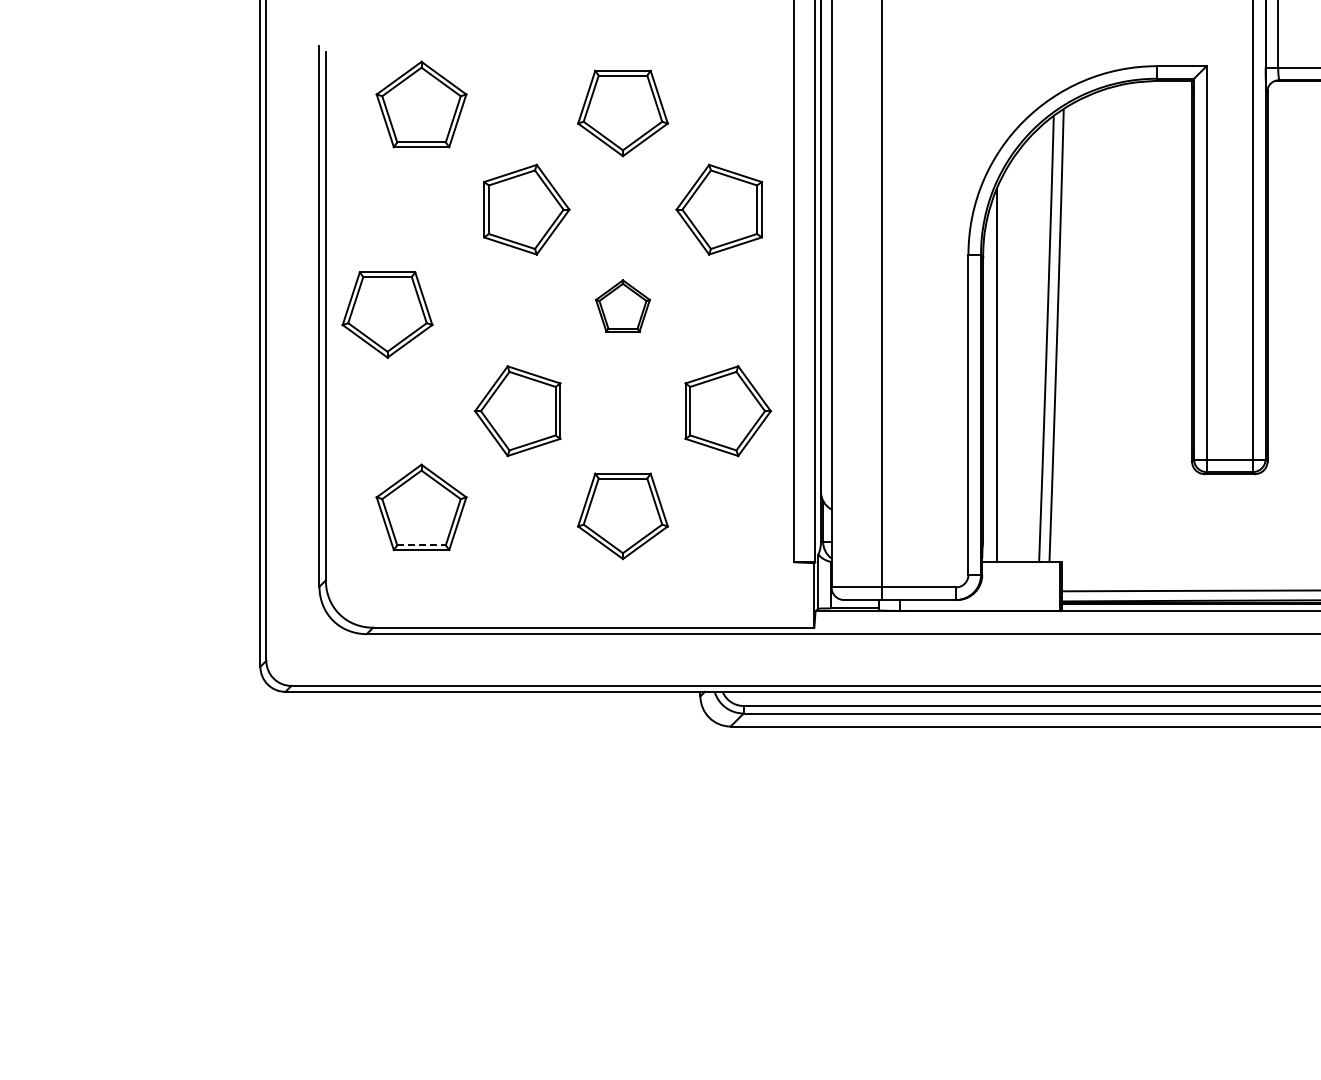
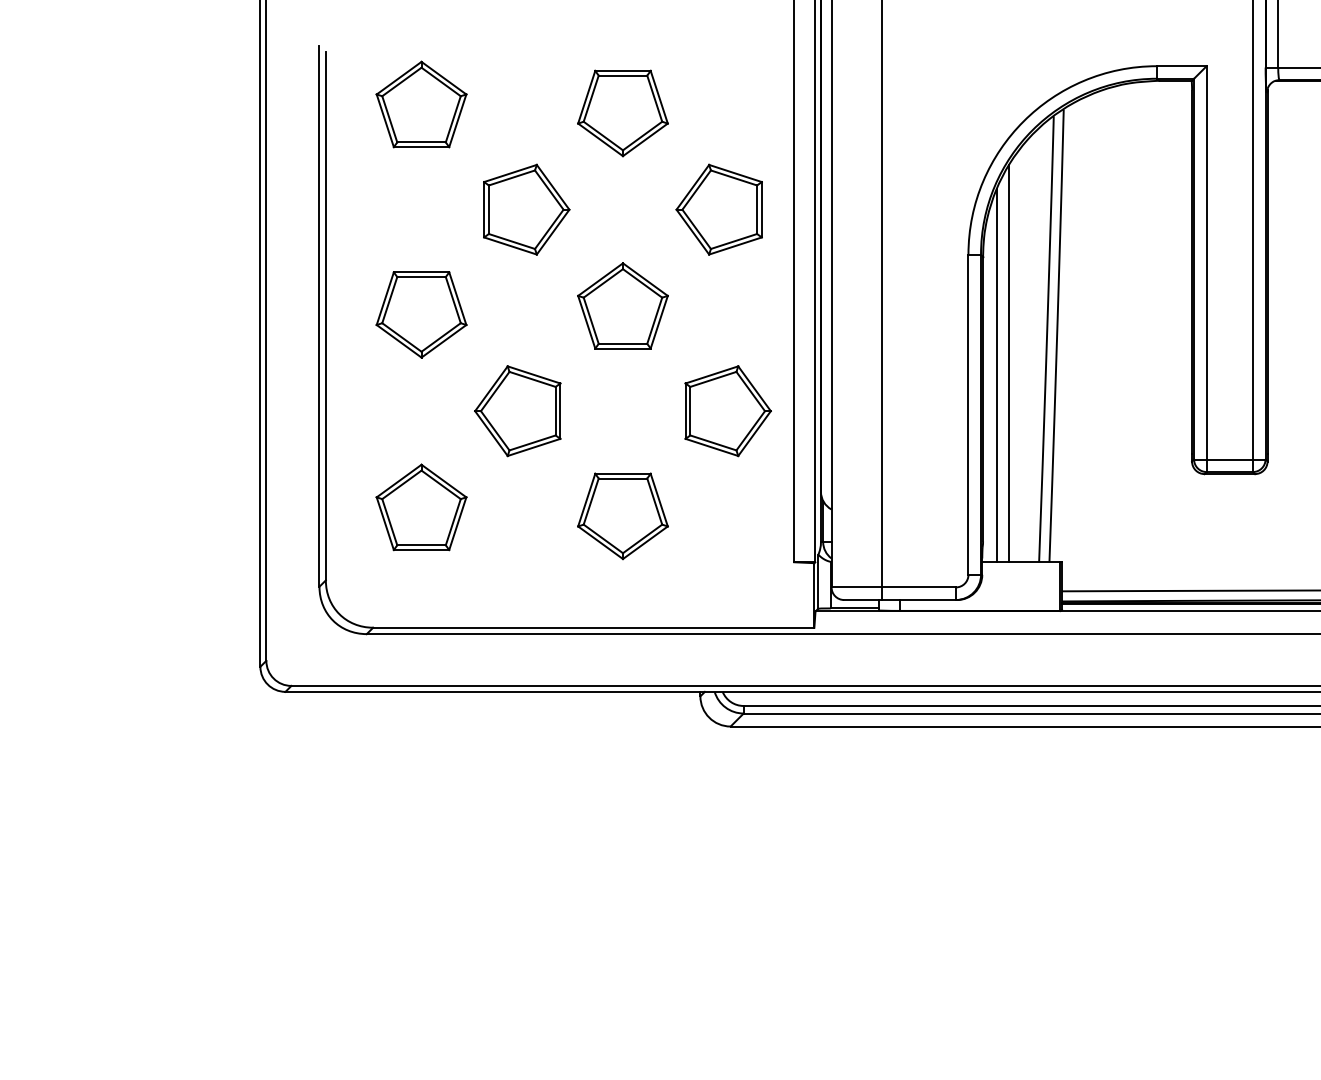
part size: 56x54 px -> 92x88 px (622, 305)
part position: (387, 314) -> (421, 314) (421, 314)
line: none -> present (1009, 363)
line: dashed -> solid (422, 545)
